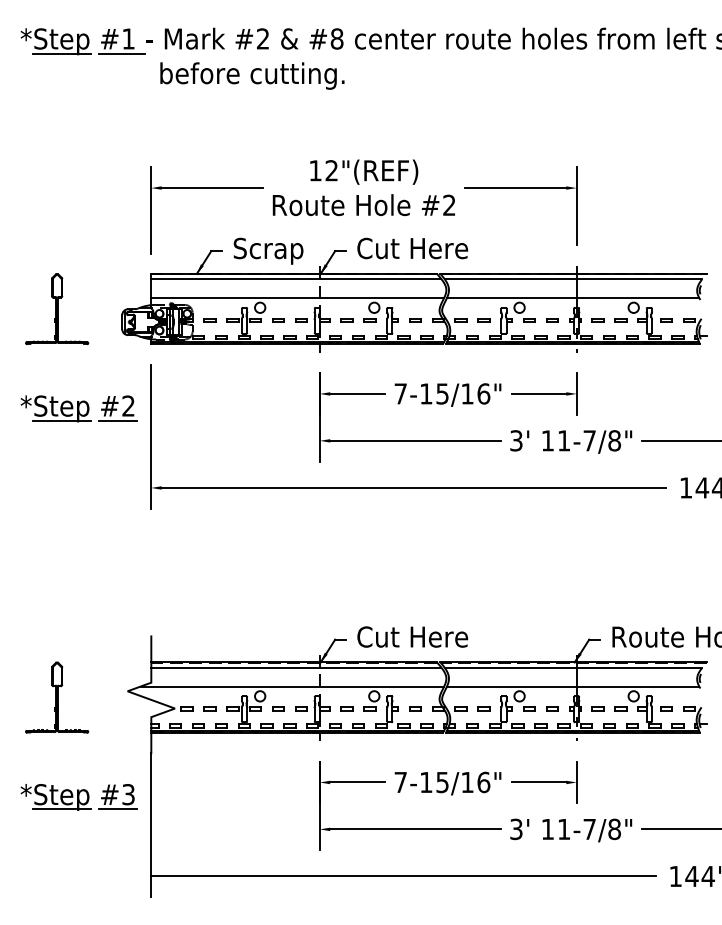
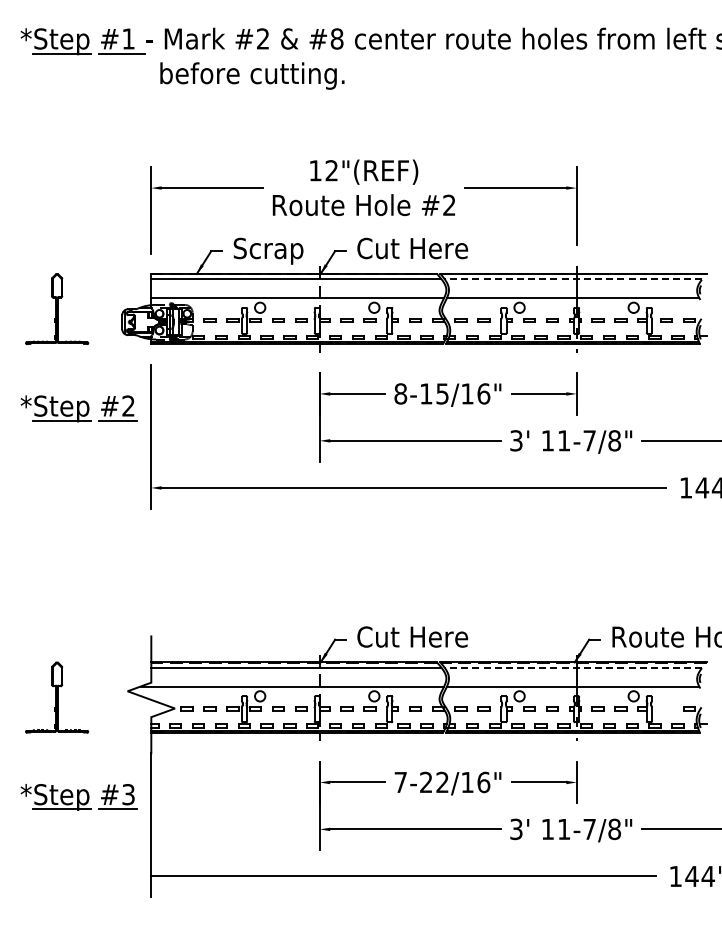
line: solid -> dashed (573, 279)
text: 7-15/16" -> 8-15/16" (400, 393)
line: solid -> dashed (573, 667)
part: present -> none (666, 708)
text: 7-15/16" -> 7-22/16" (434, 782)
